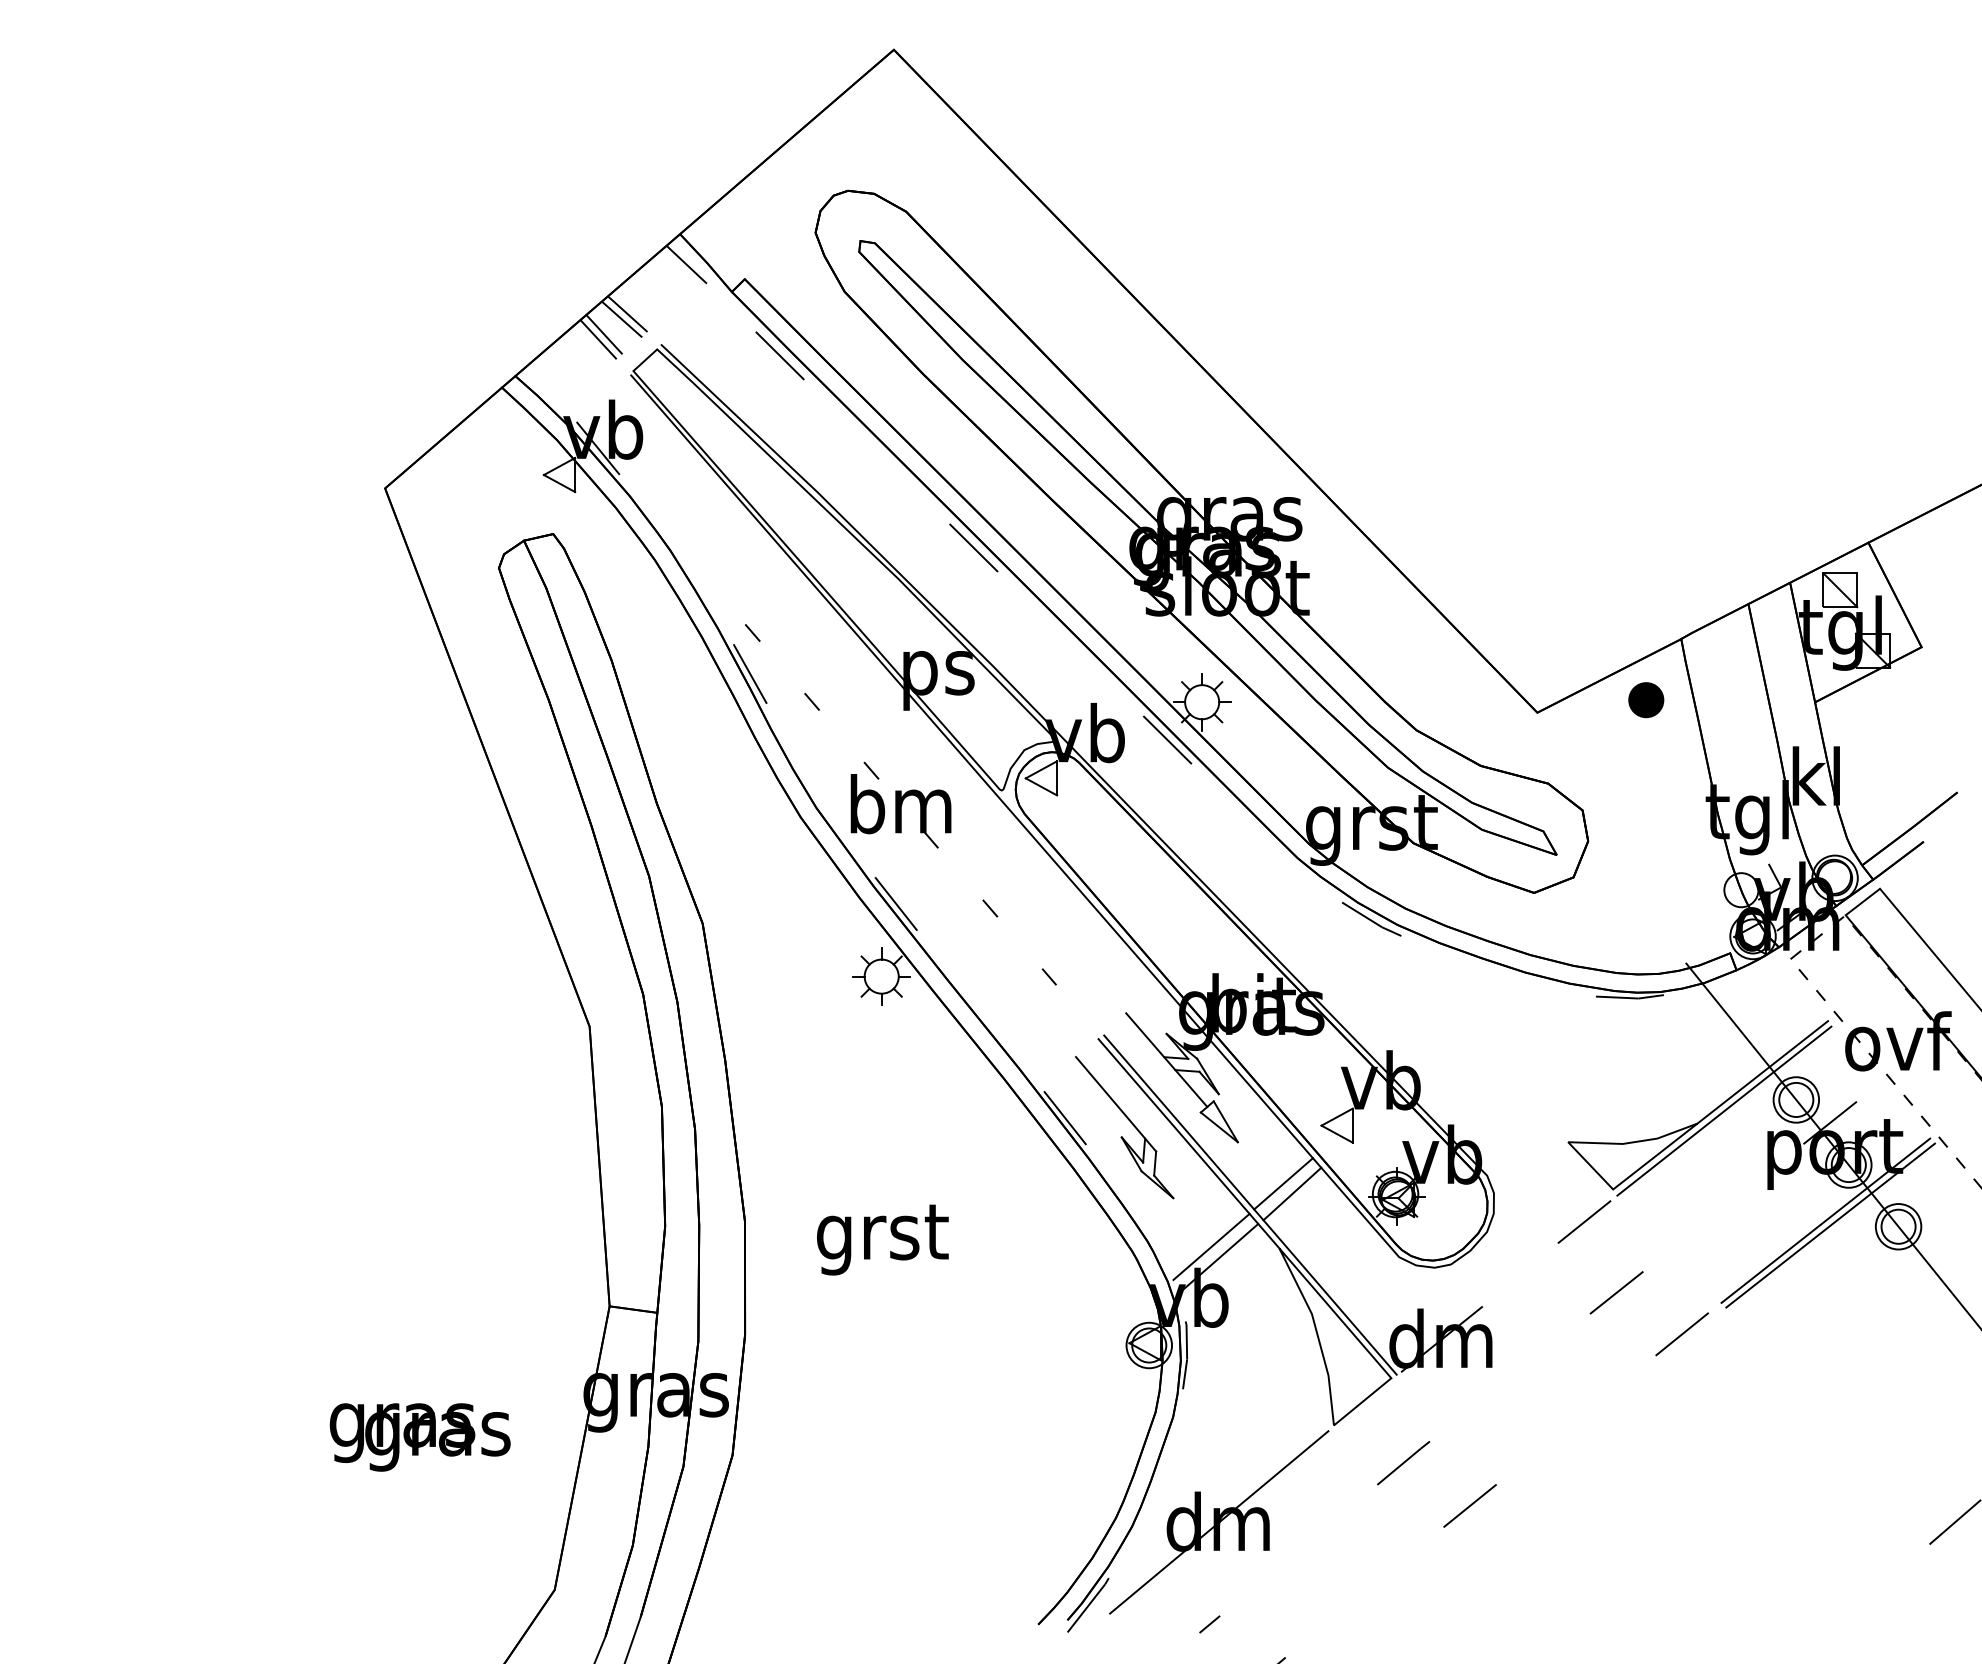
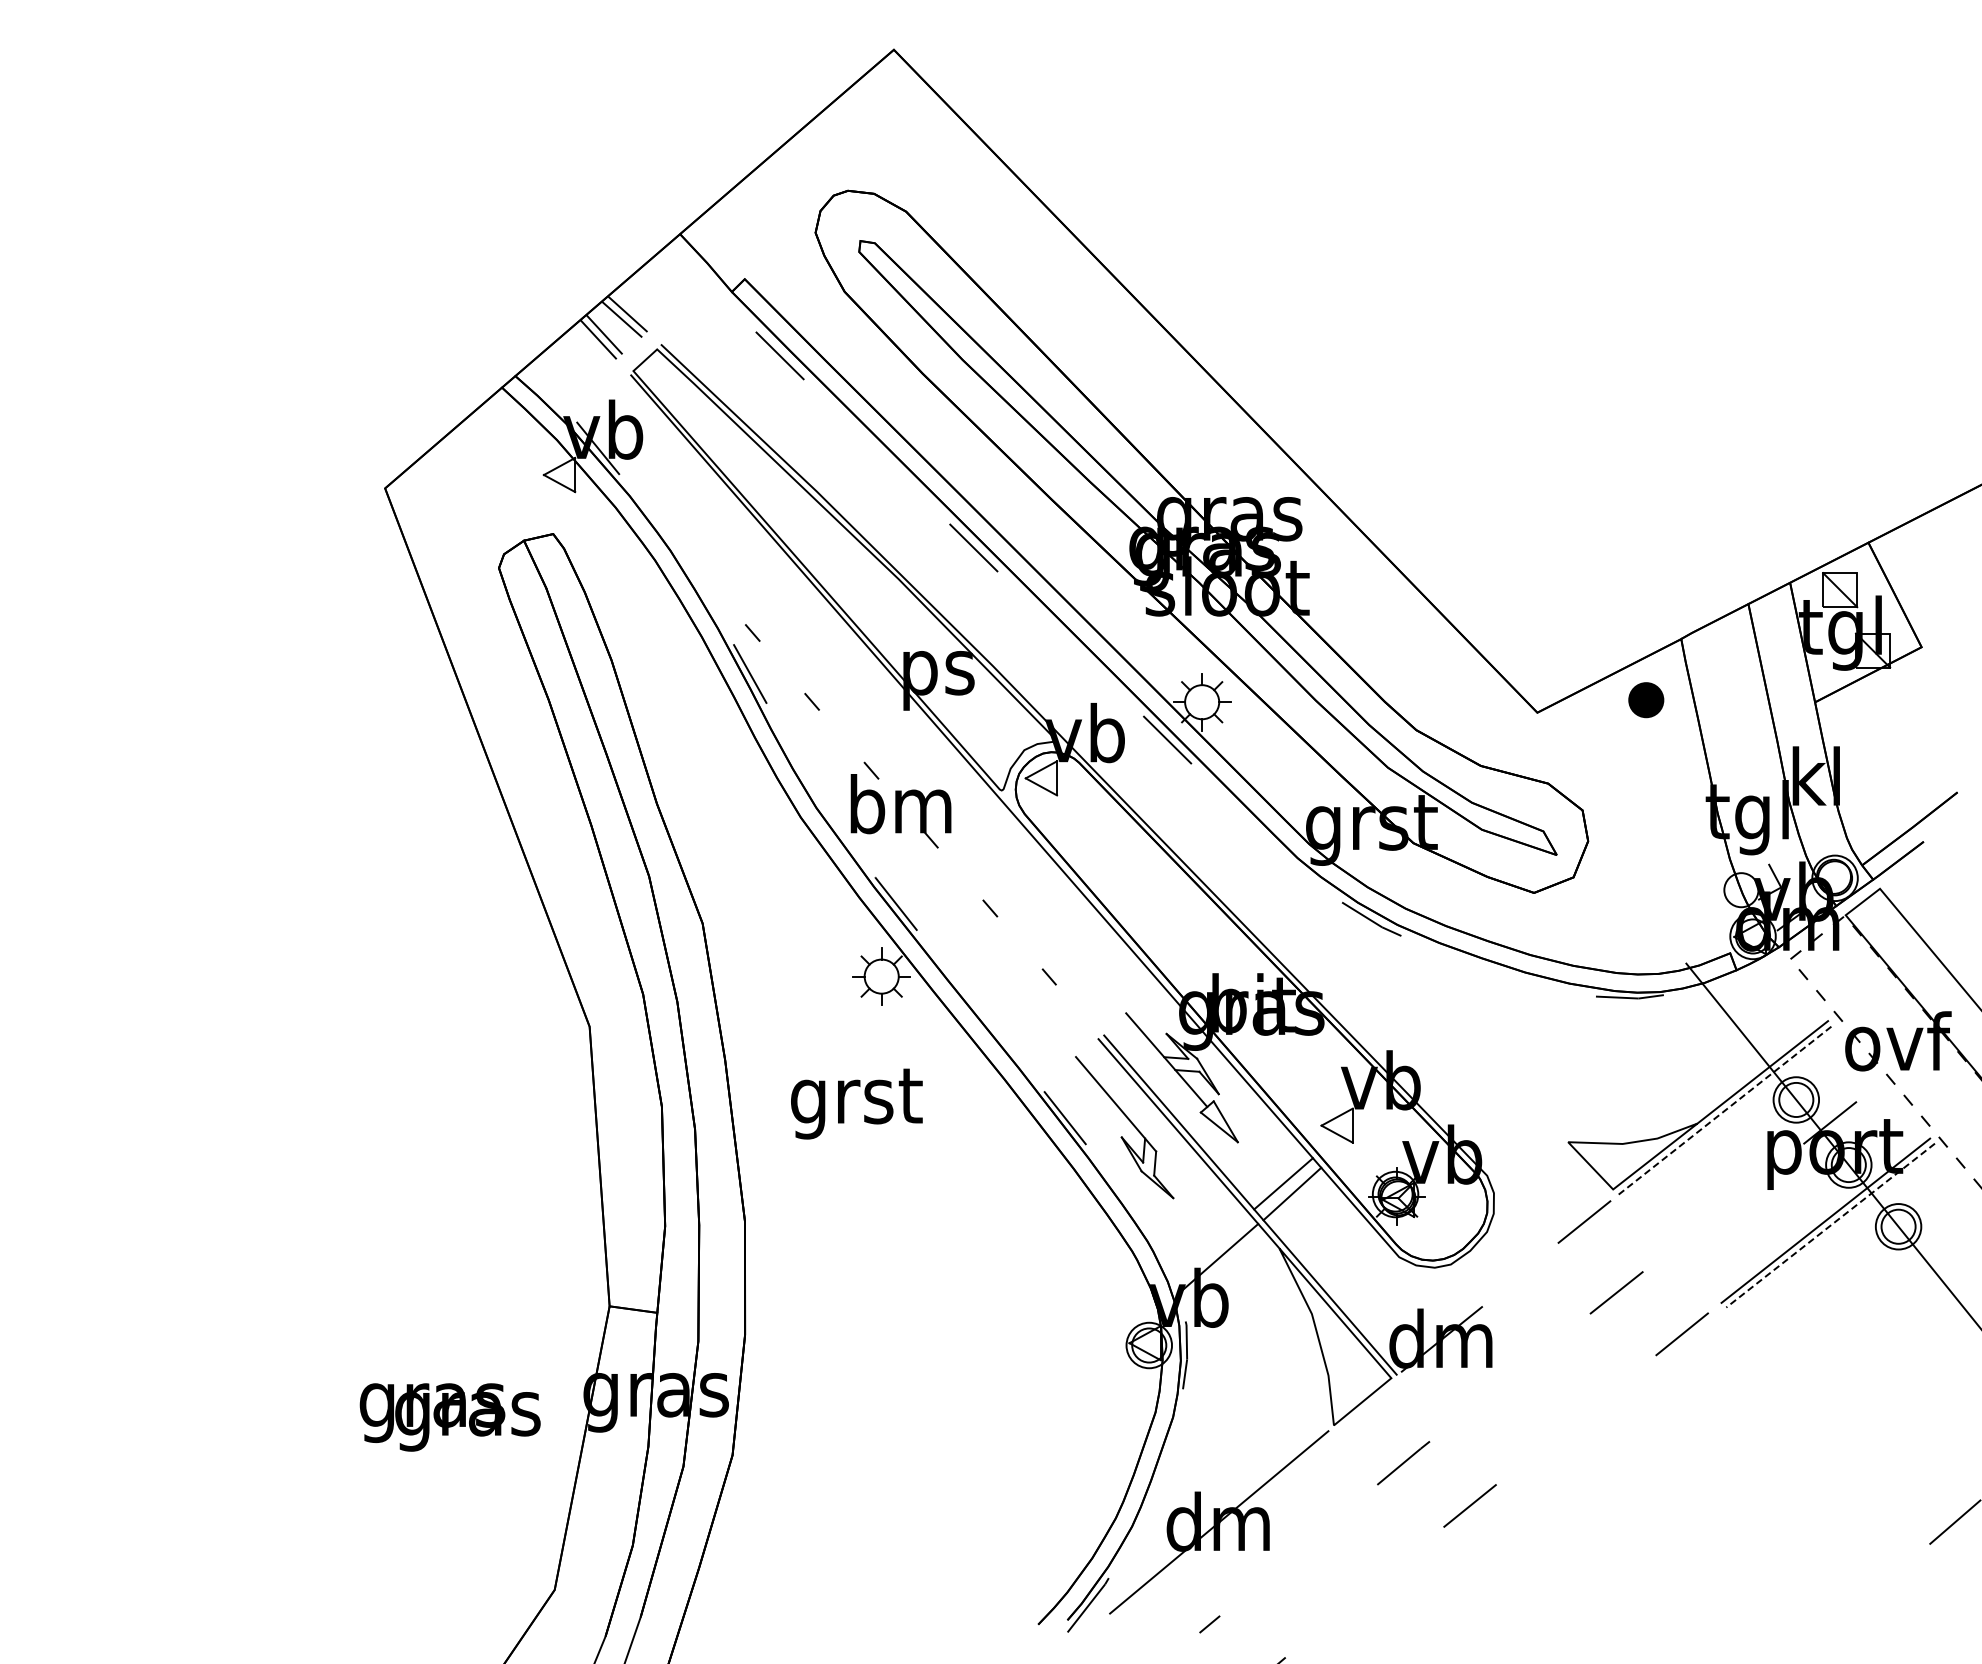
line: present -> none (686, 264)
line: solid -> dashed (1723, 1111)
line: solid -> dashed (1830, 1225)
text position: (882, 1239) -> (856, 1103) (856, 1103)
line: present -> none (1211, 1246)
text position: (419, 1437) -> (449, 1417) (449, 1417)
